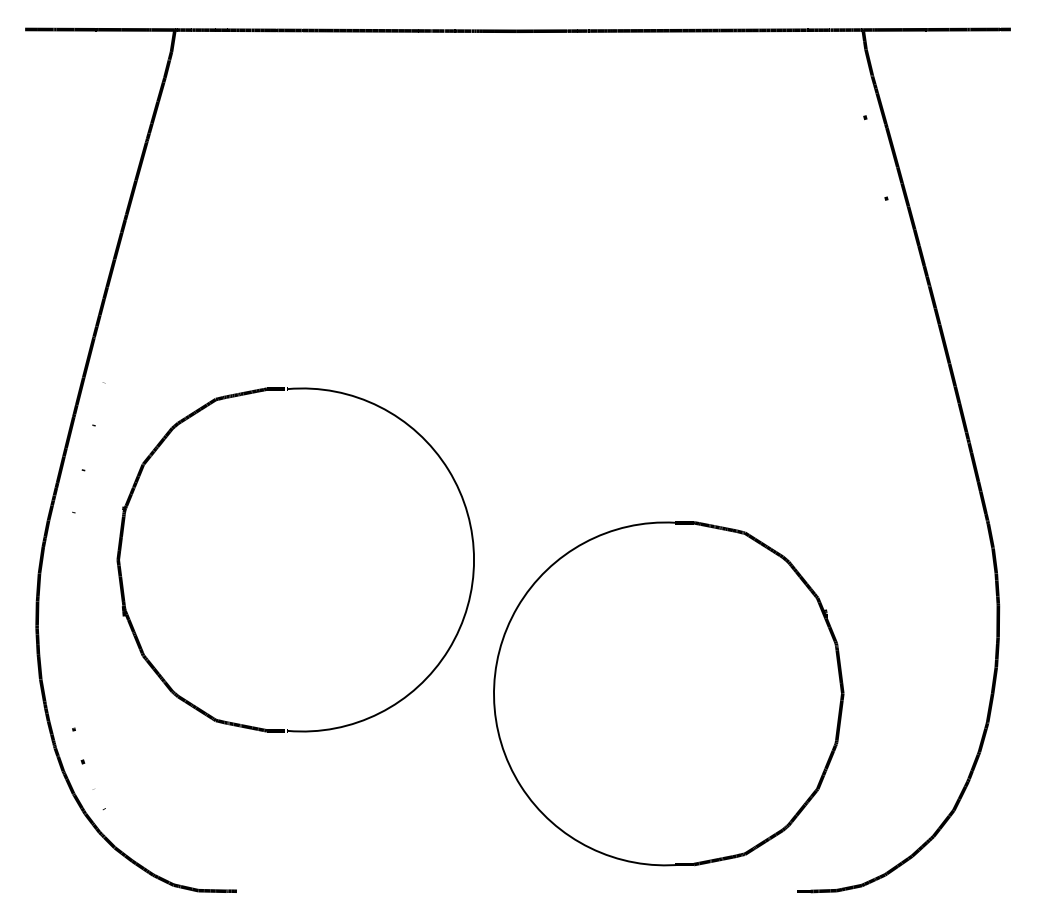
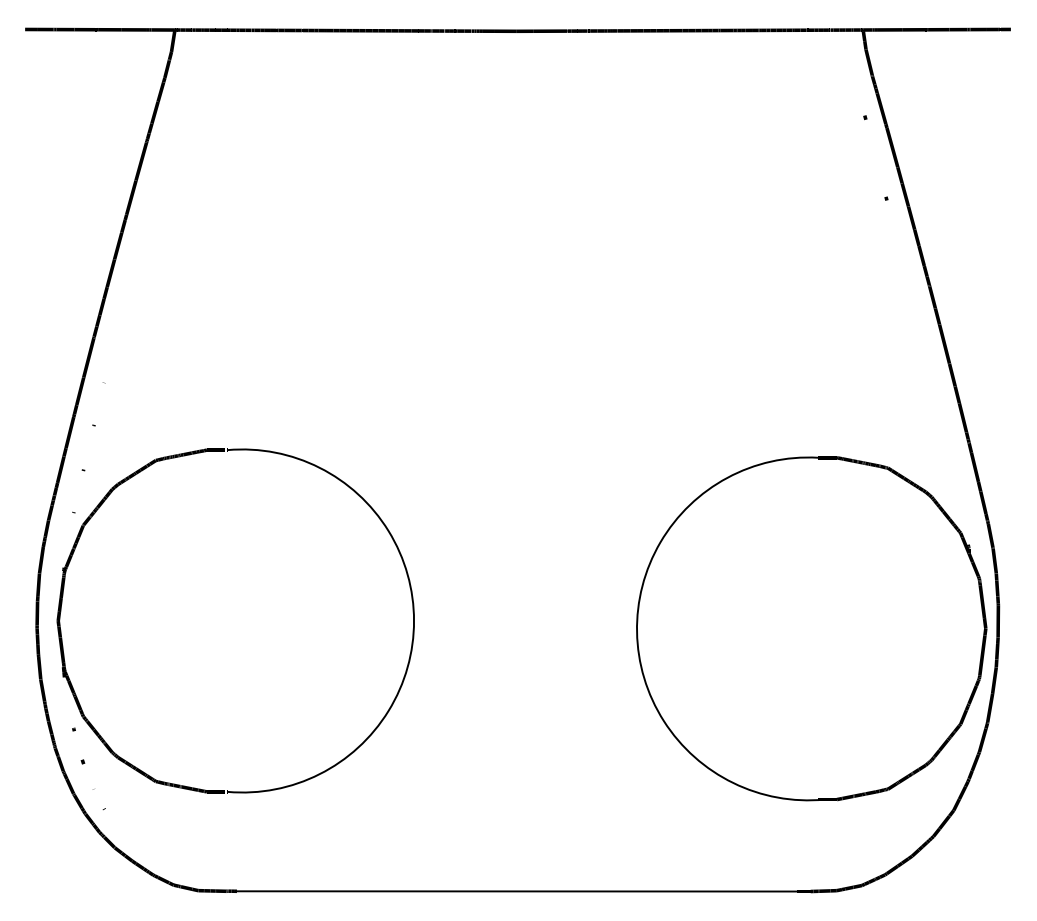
part position: (287, 390) -> (227, 451) (227, 451)
part position: (668, 693) -> (811, 628) (811, 628)
line: none -> present (517, 891)
